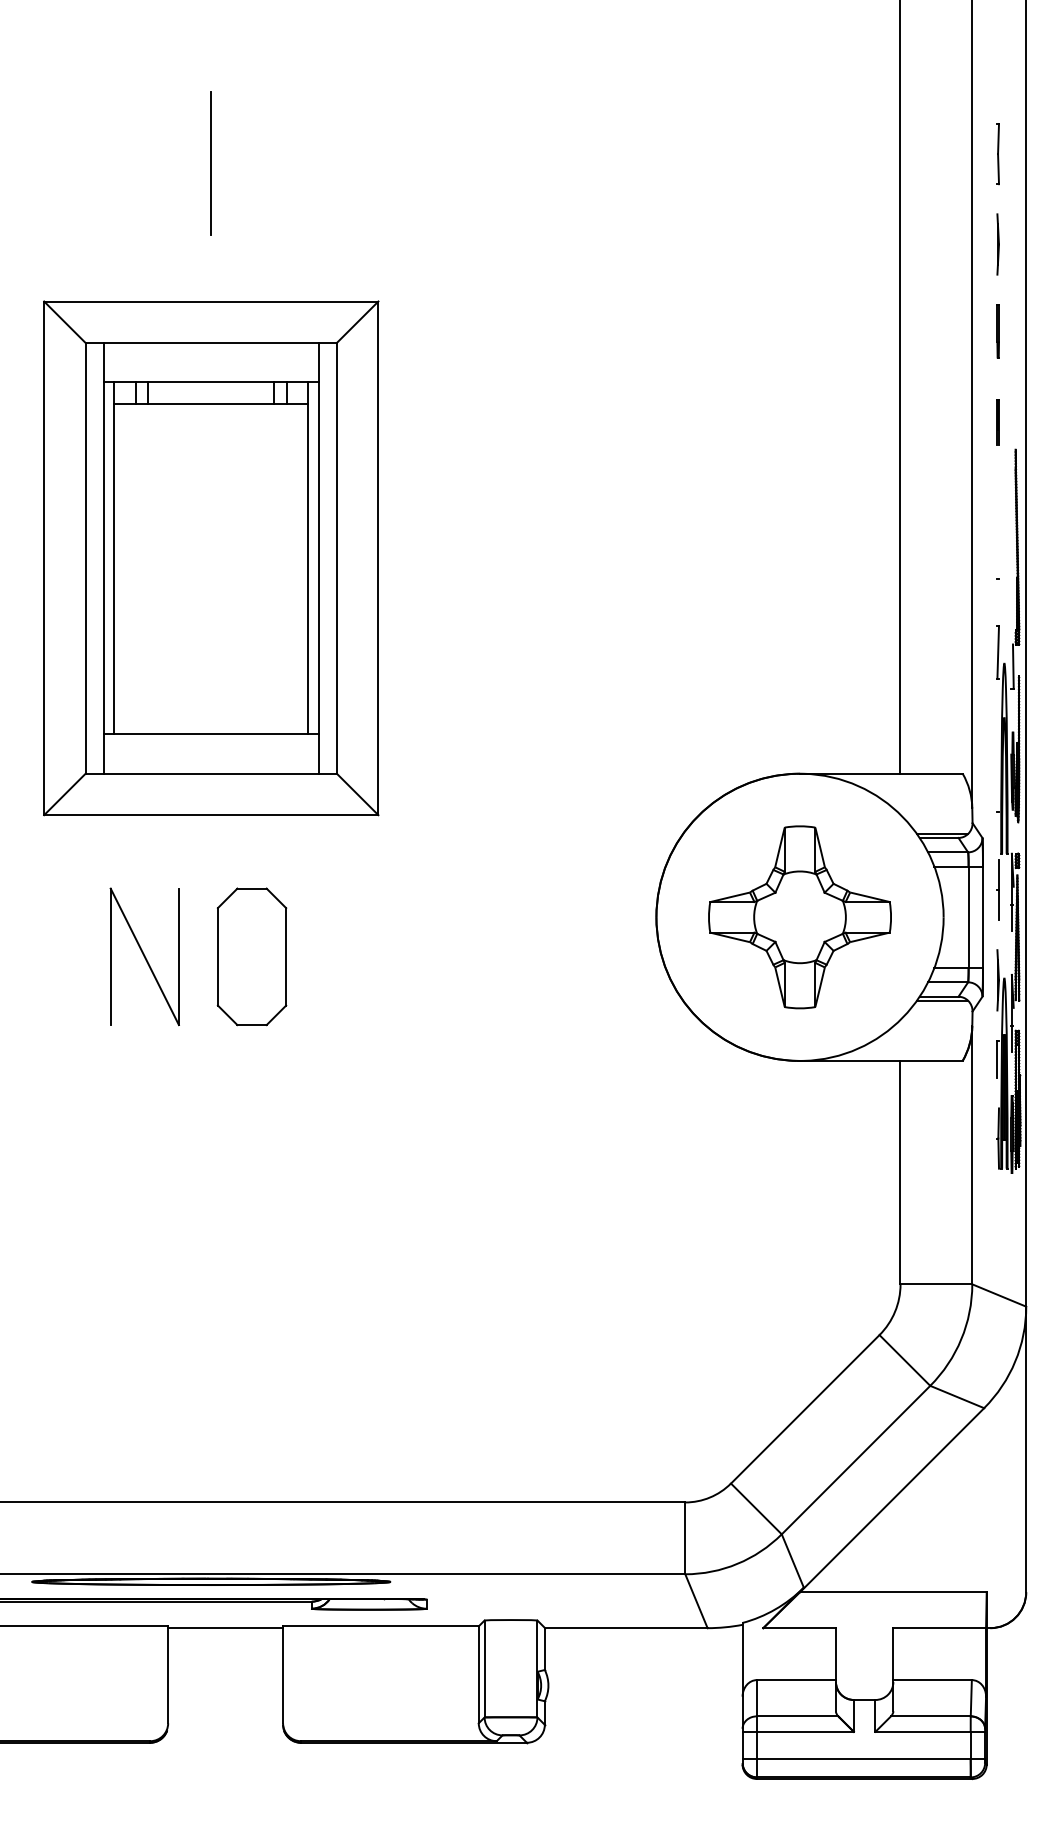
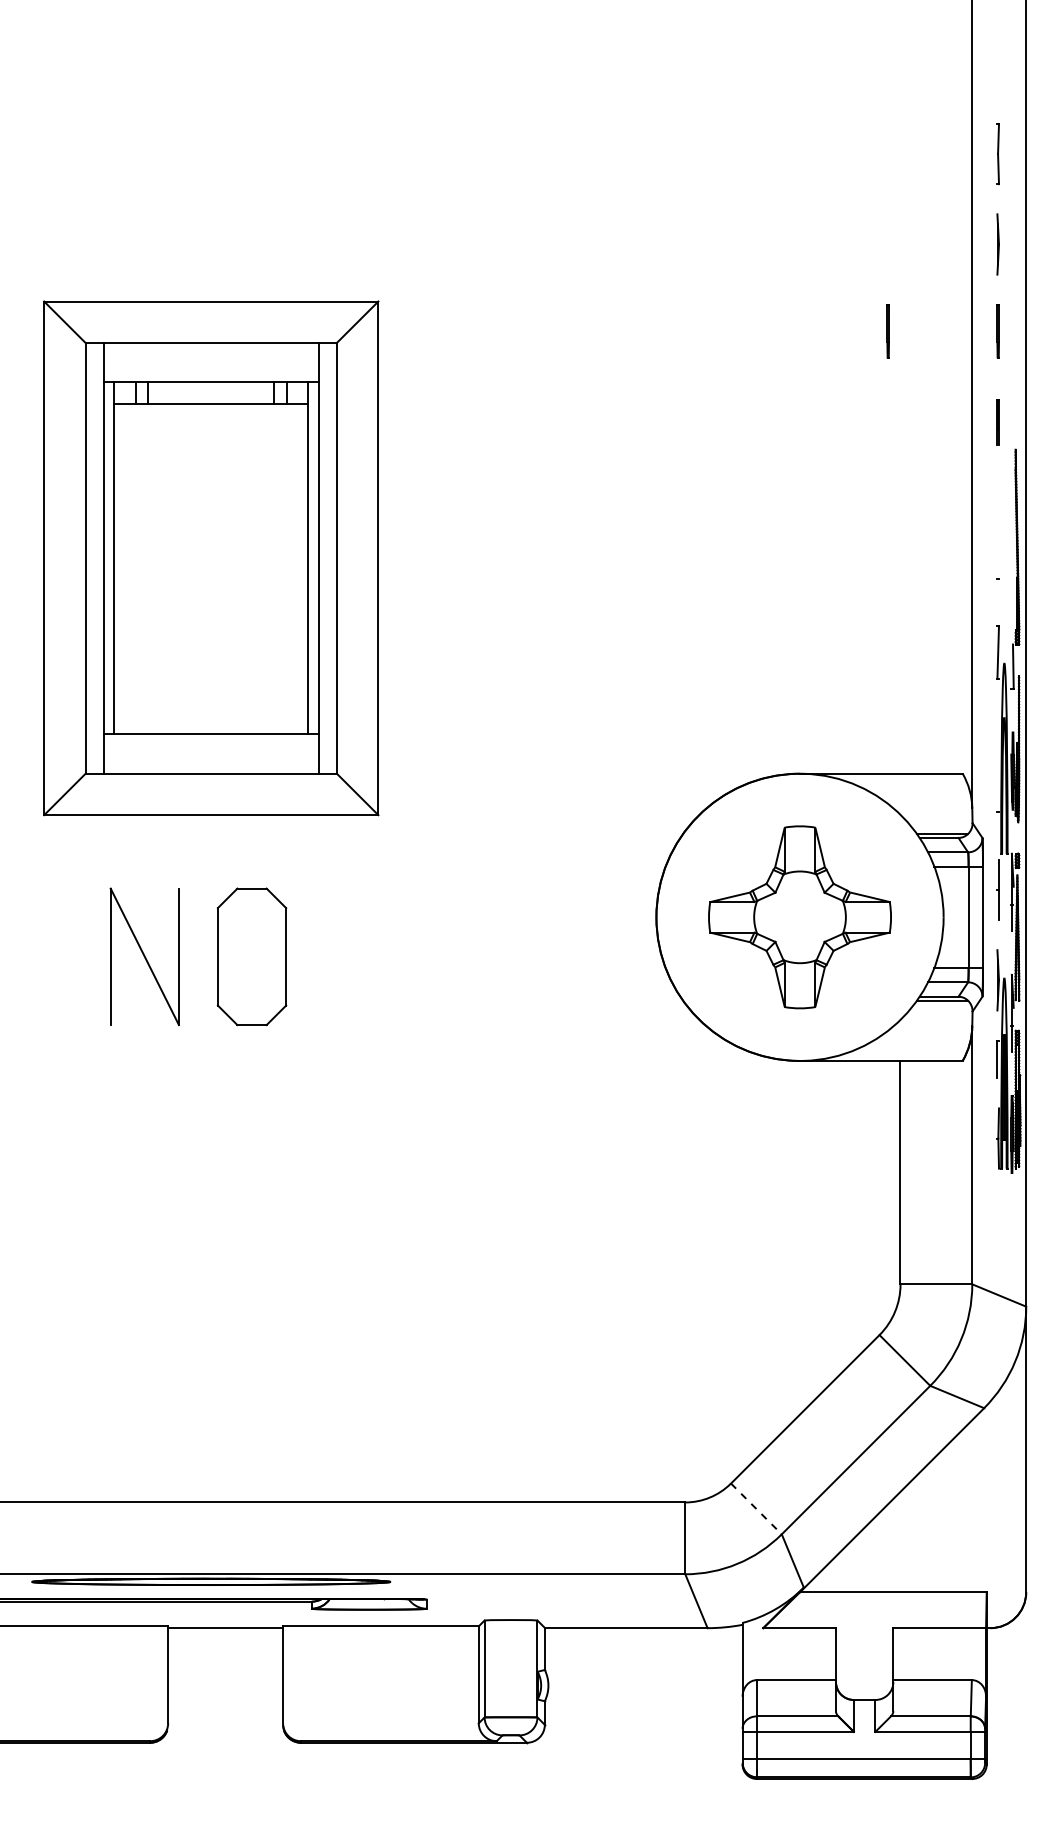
line: present -> none (210, 163)
line: none -> present (887, 331)
line: present -> none (900, 387)
line: solid -> dashed (756, 1508)
